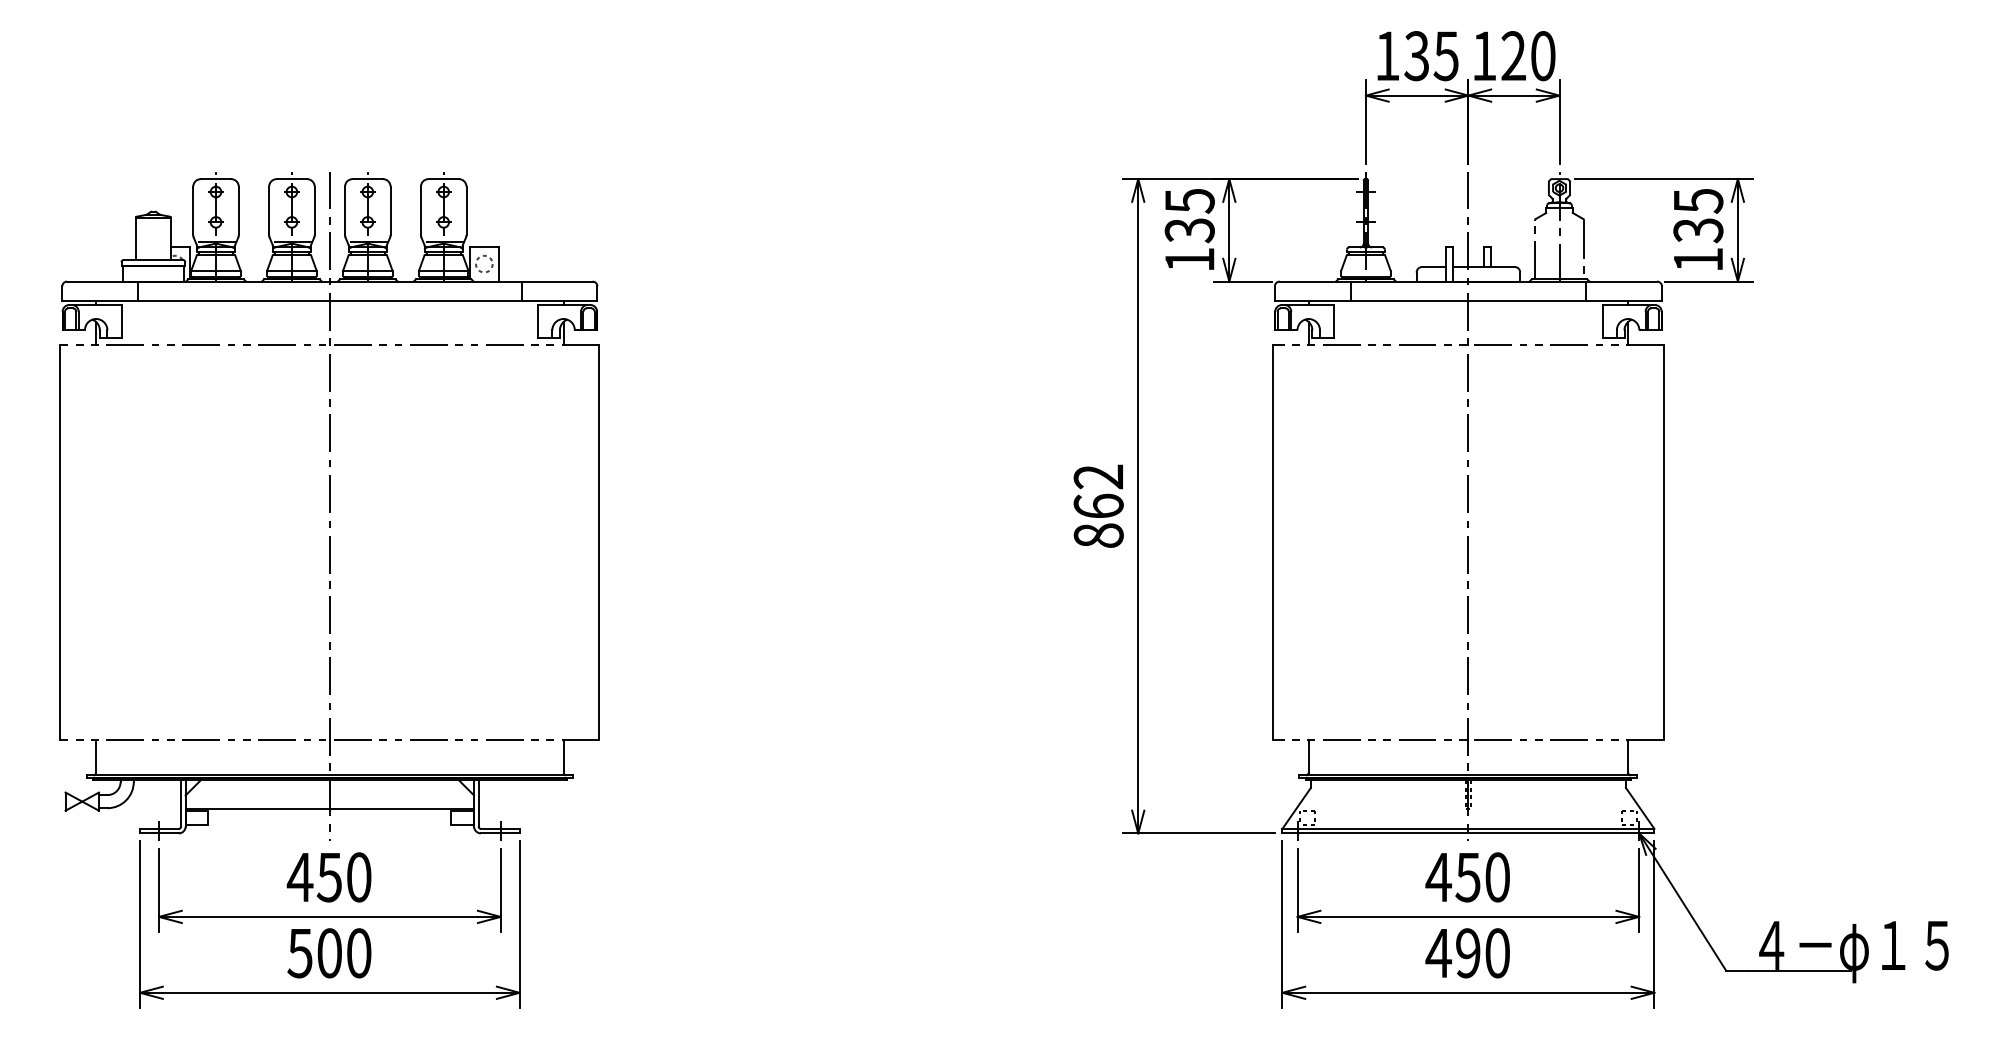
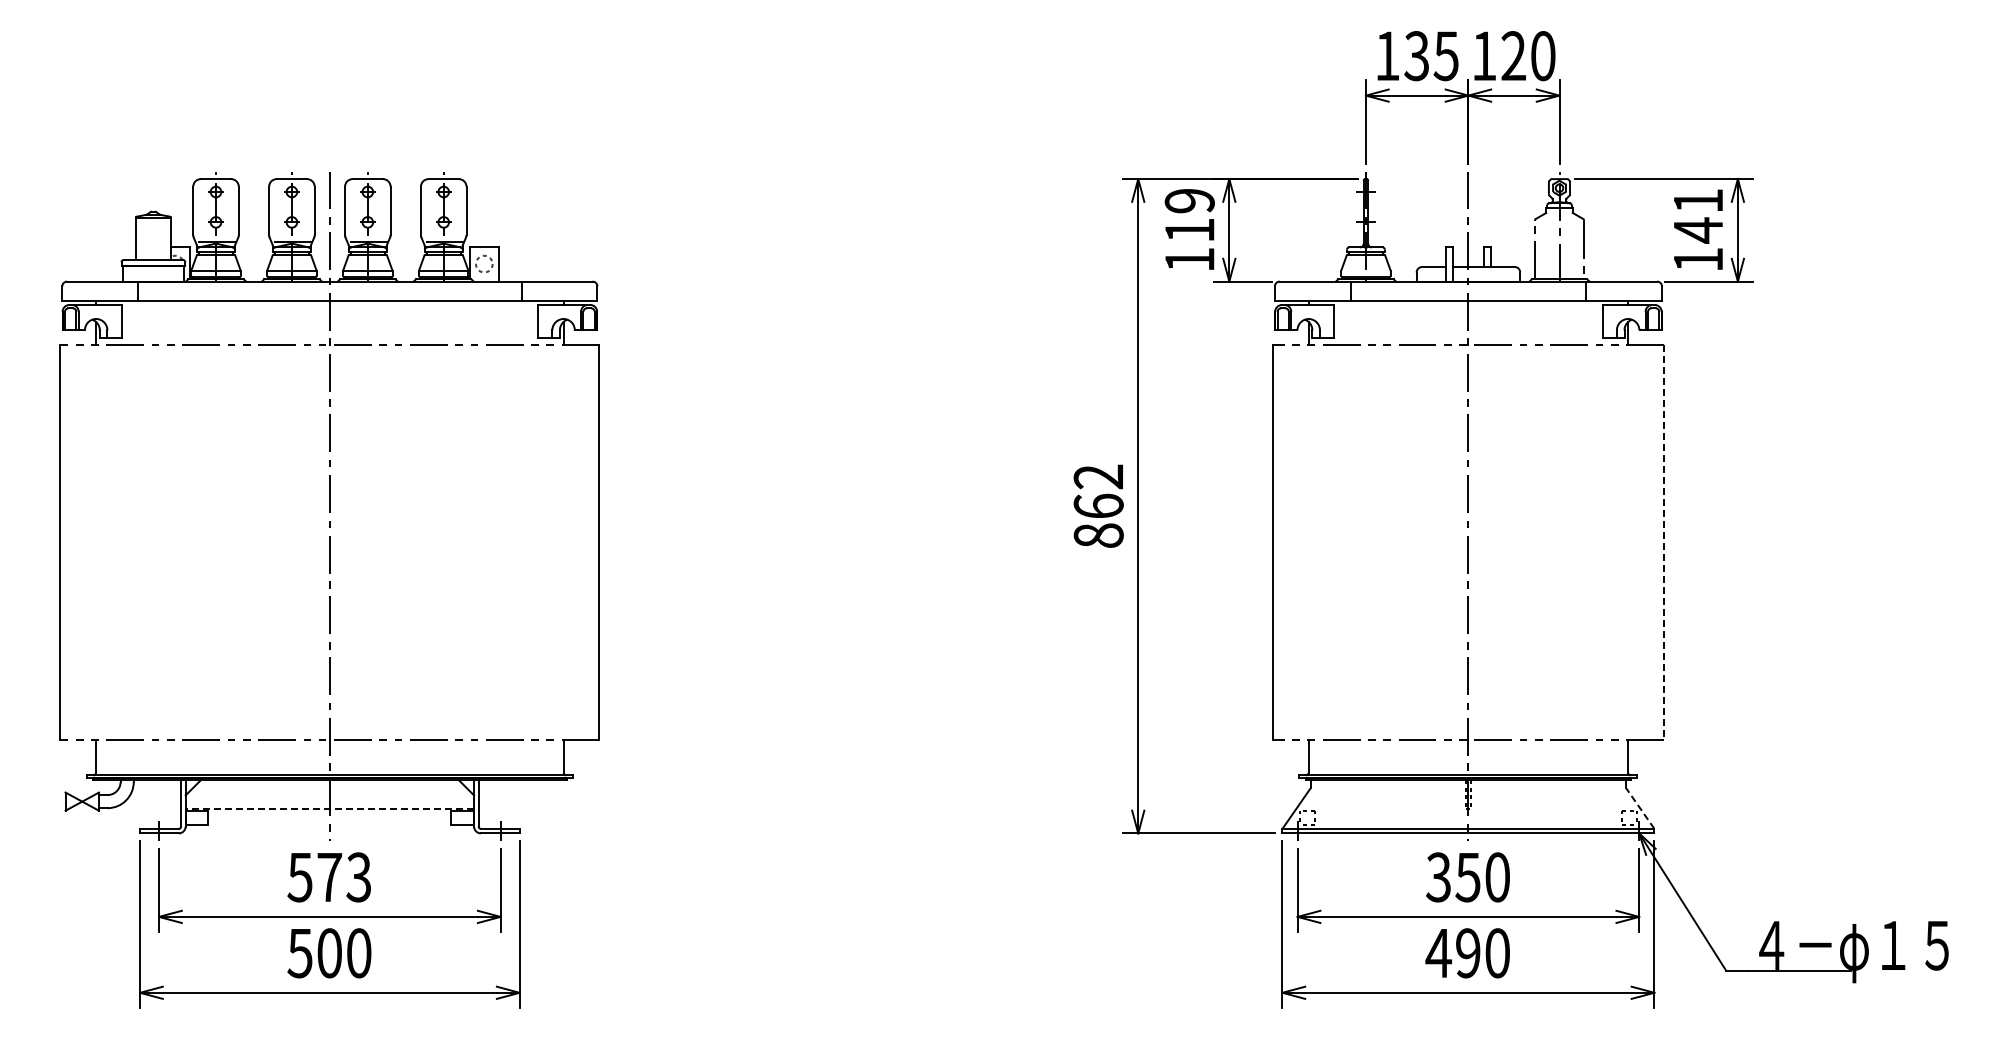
text: 135 -> 119 (1189, 216)
text: 135 -> 141 (1698, 216)
line: solid -> dashed (1664, 543)
line: solid -> dashed (1640, 808)
line: solid -> dashed (329, 809)
text: 450 -> 573 (328, 877)
text: 450 -> 350 (1438, 877)
